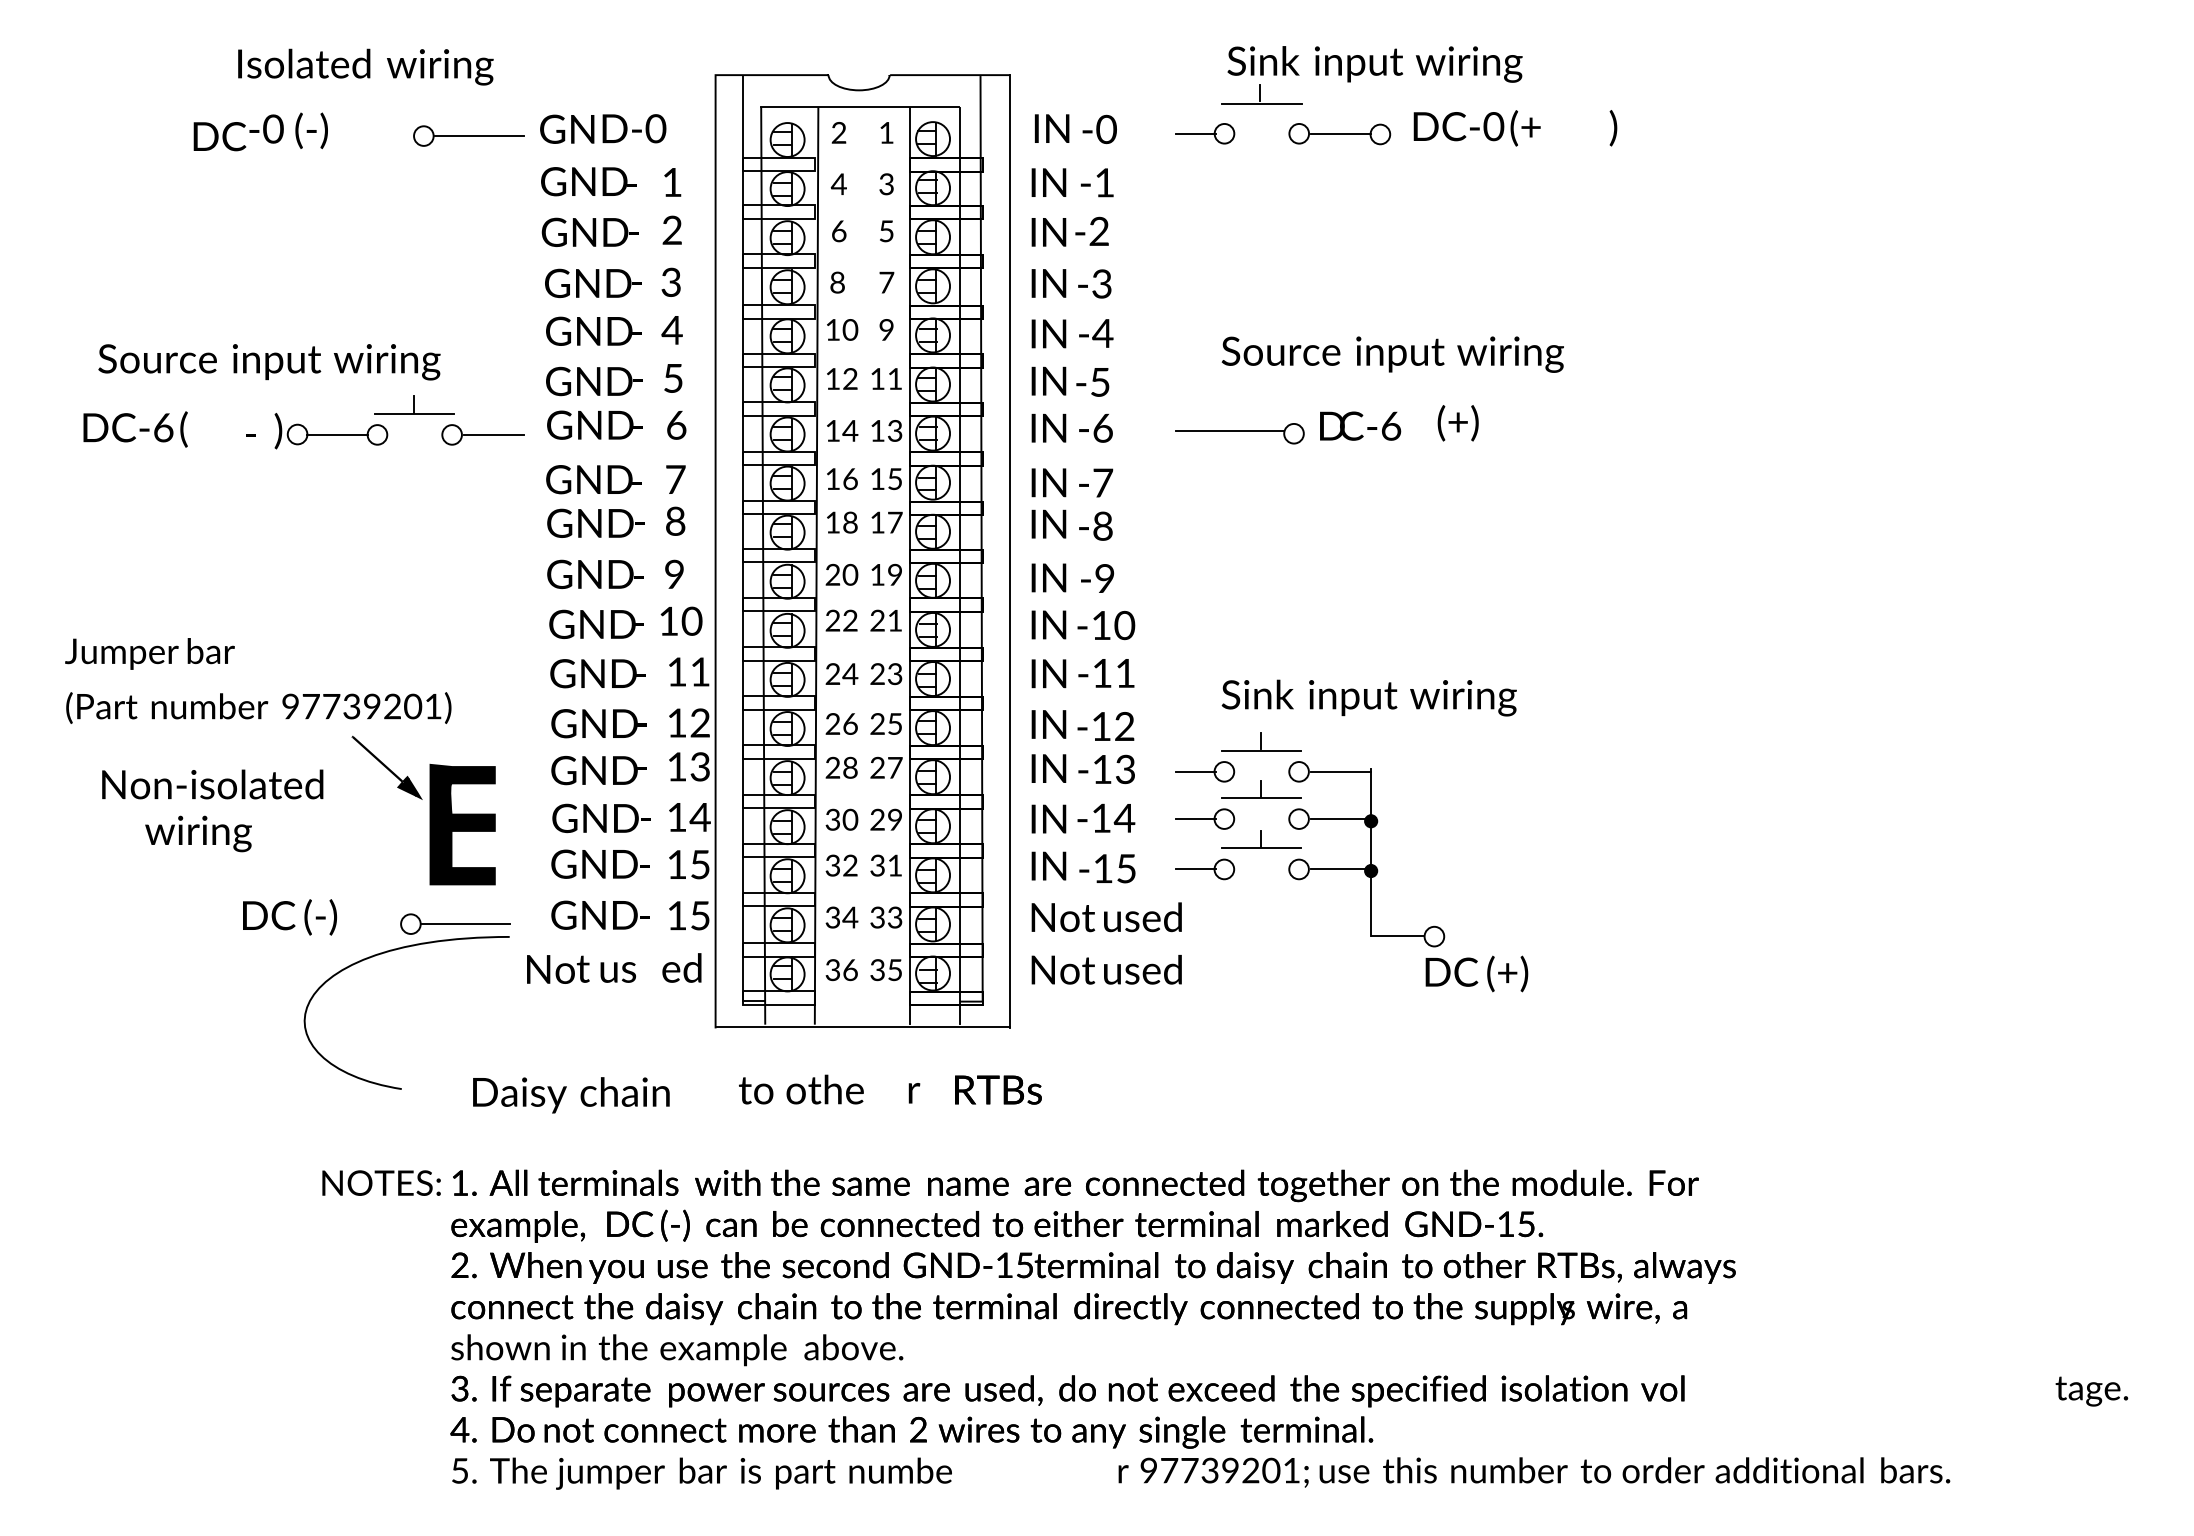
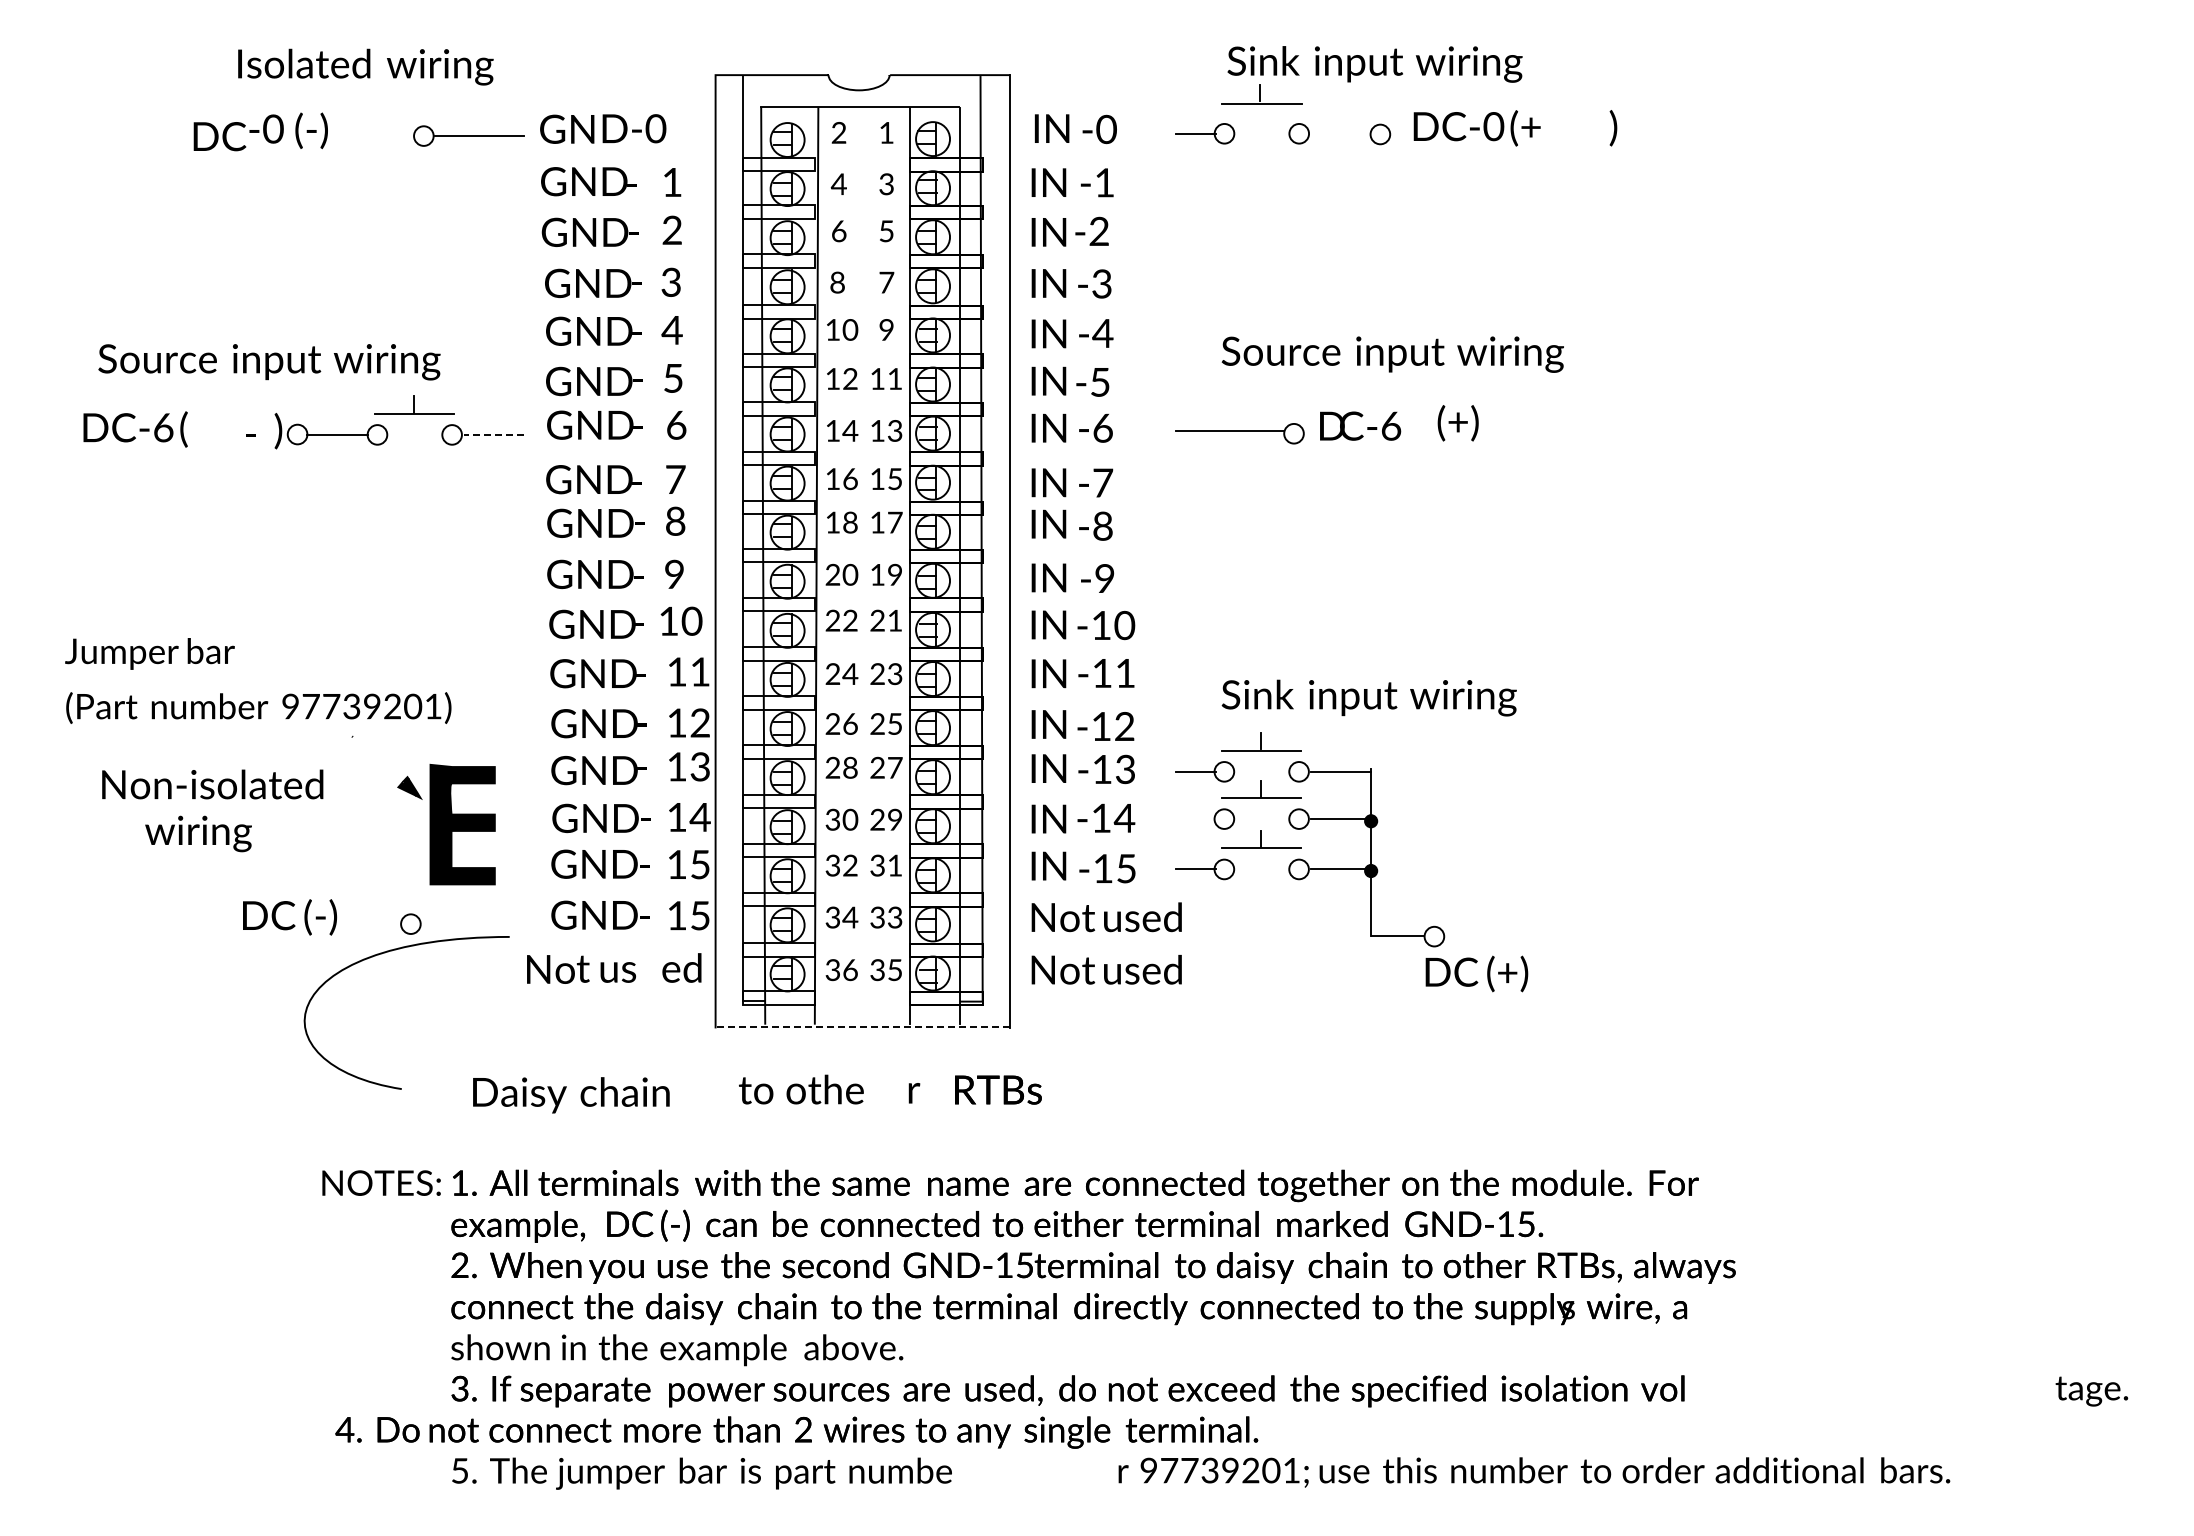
line: present -> none (1340, 133)
line: solid -> dashed (493, 434)
fill: present -> none (377, 759)
line: present -> none (1195, 819)
line: present -> none (465, 924)
line: solid -> dashed (863, 1027)
text position: (911, 1432) -> (796, 1432) (796, 1432)
